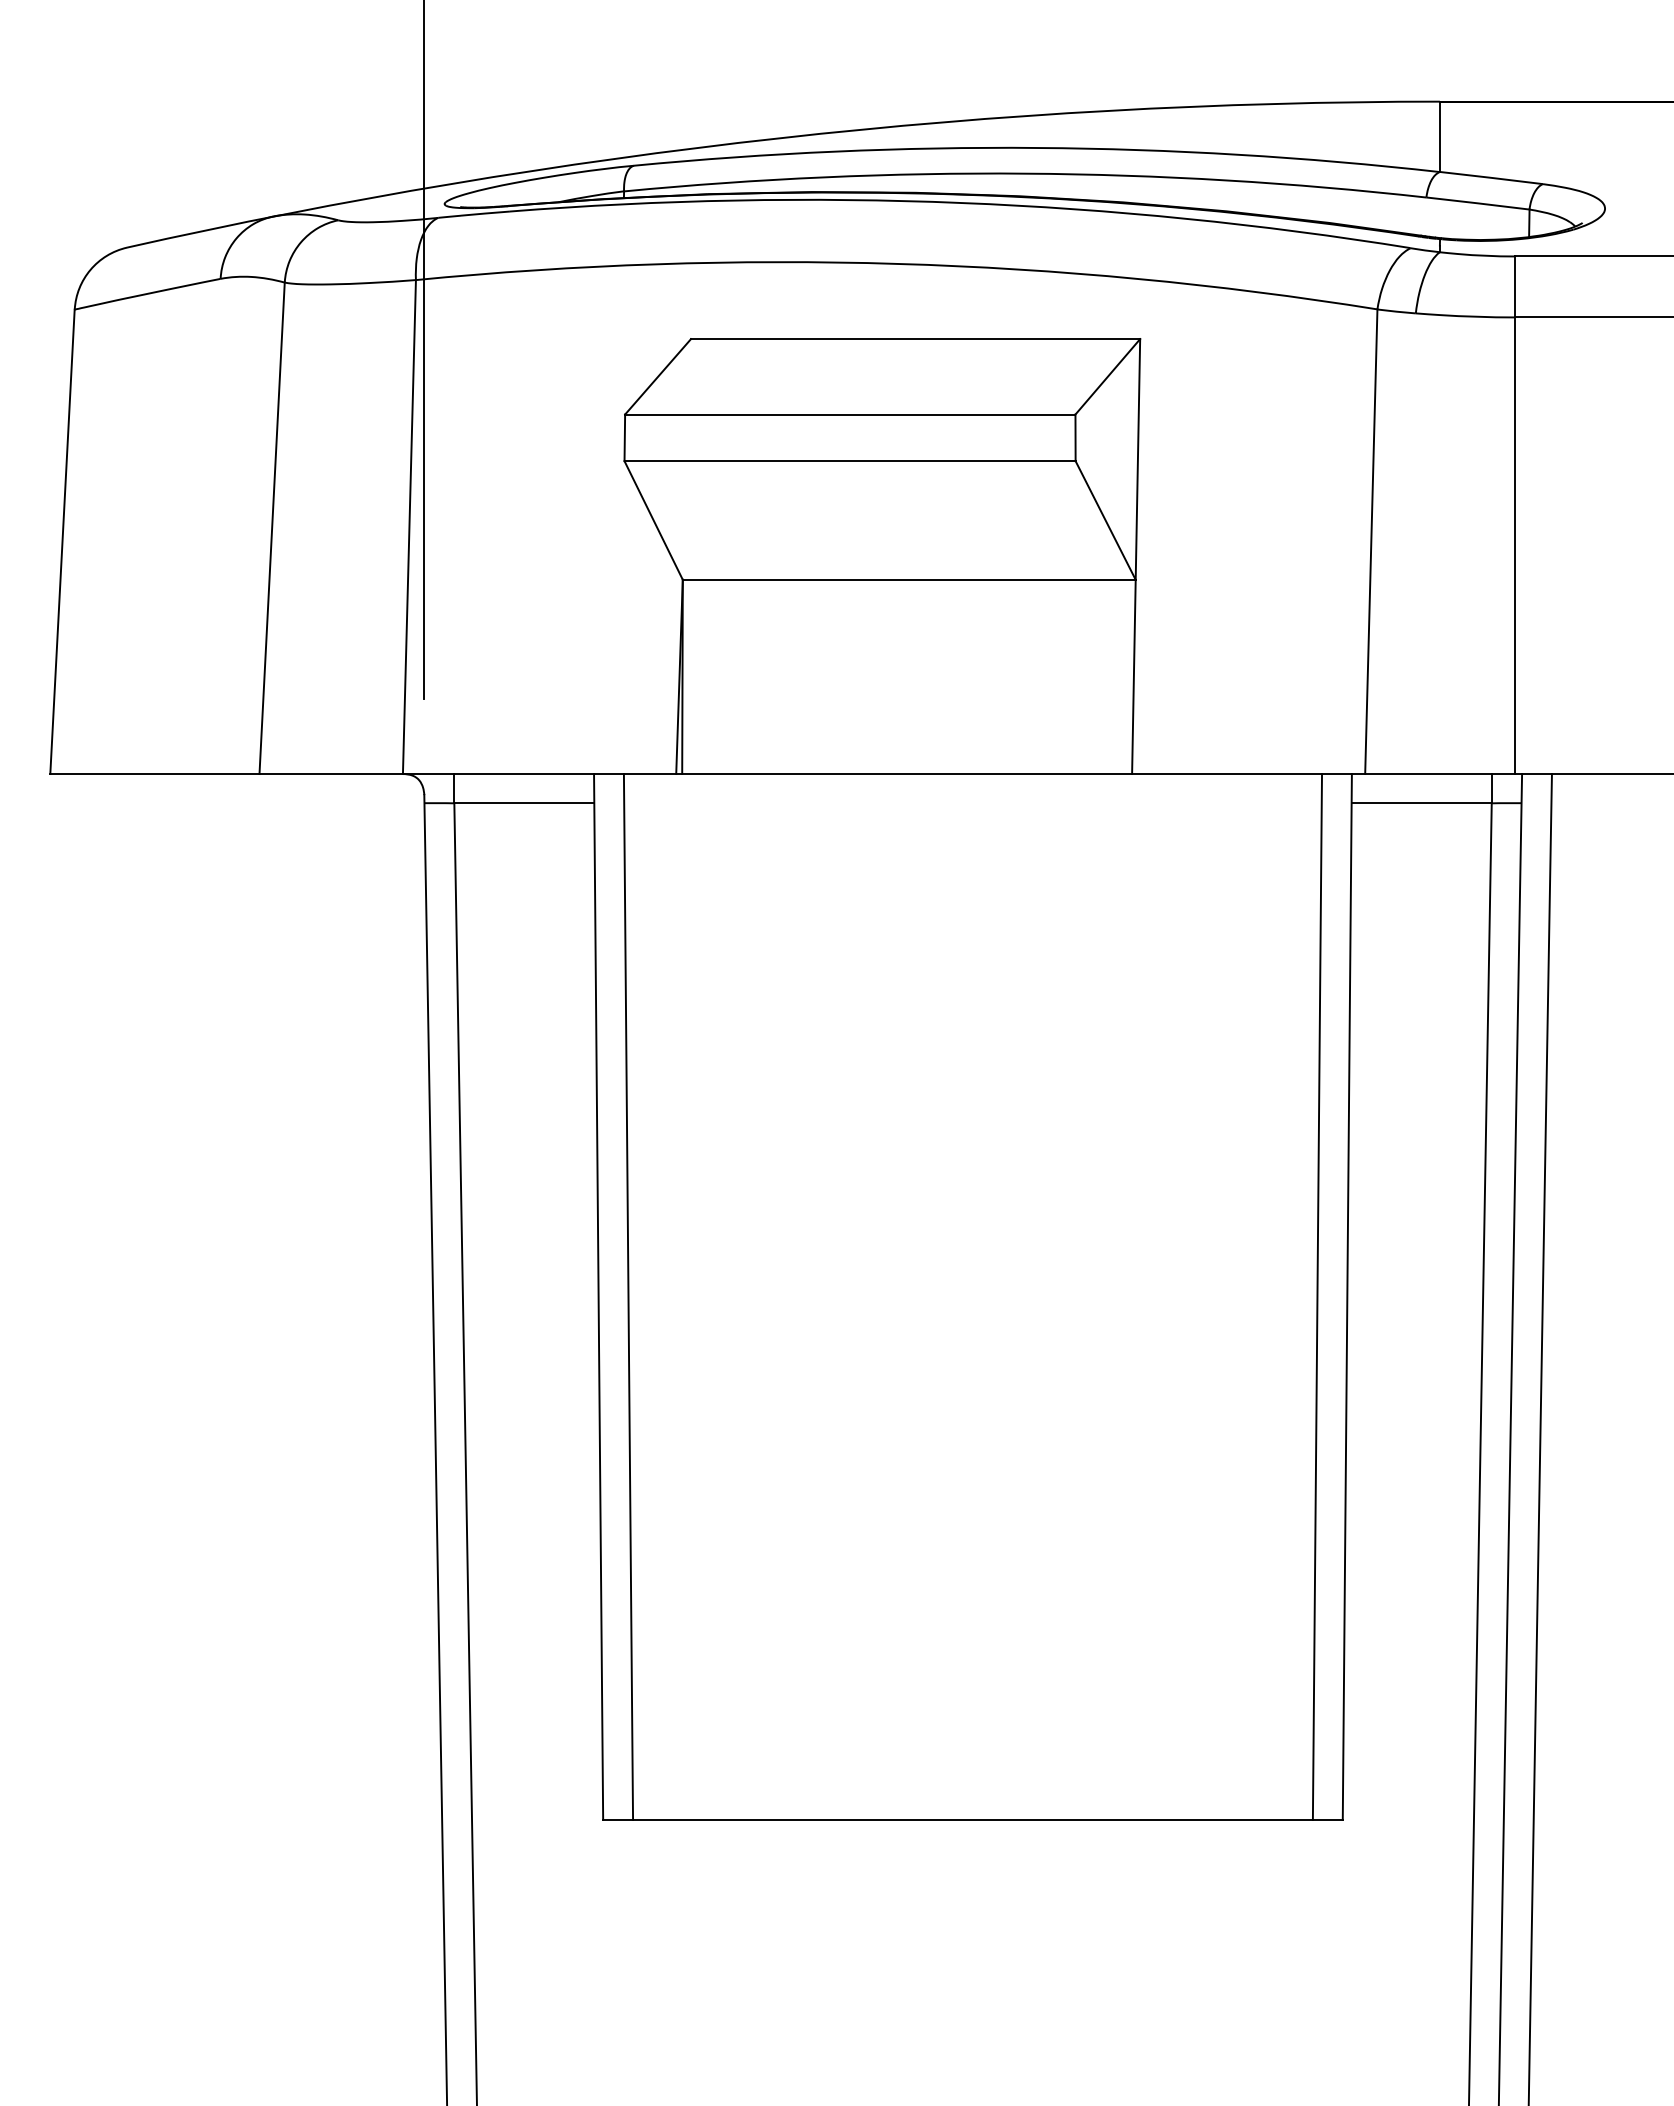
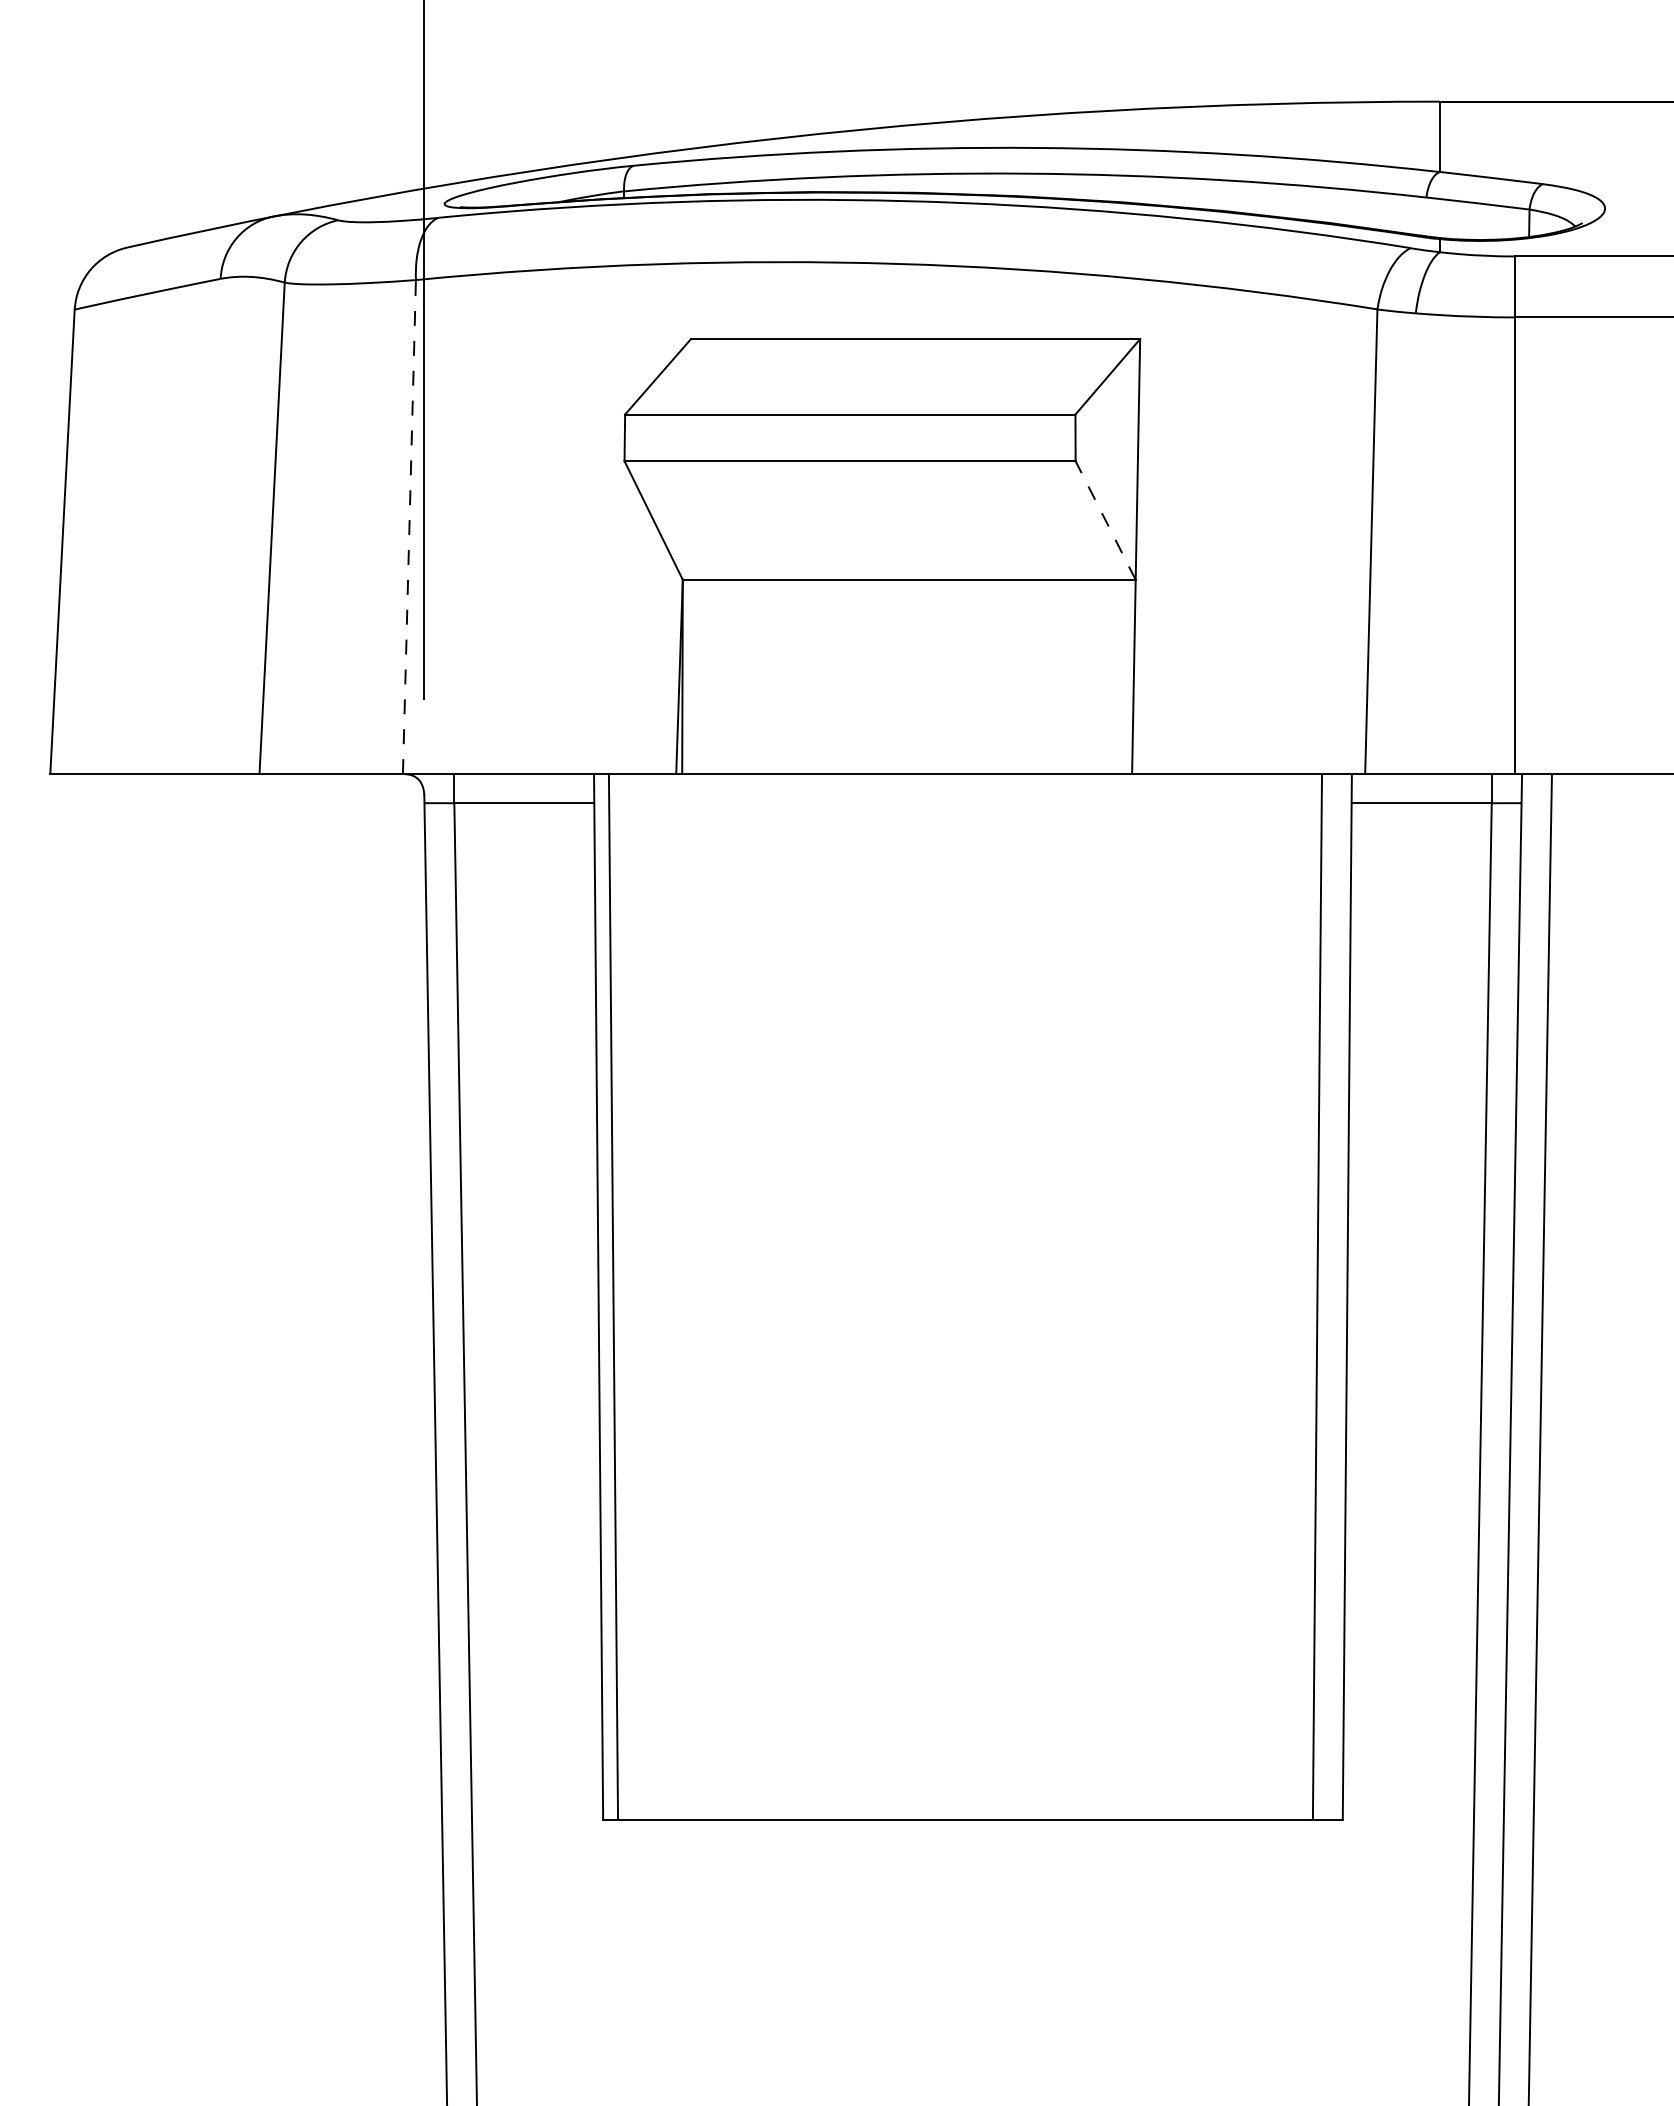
line: solid -> dashed (1105, 520)
line: solid -> dashed (409, 526)
line position: (628, 1296) -> (613, 1296) (613, 1296)
